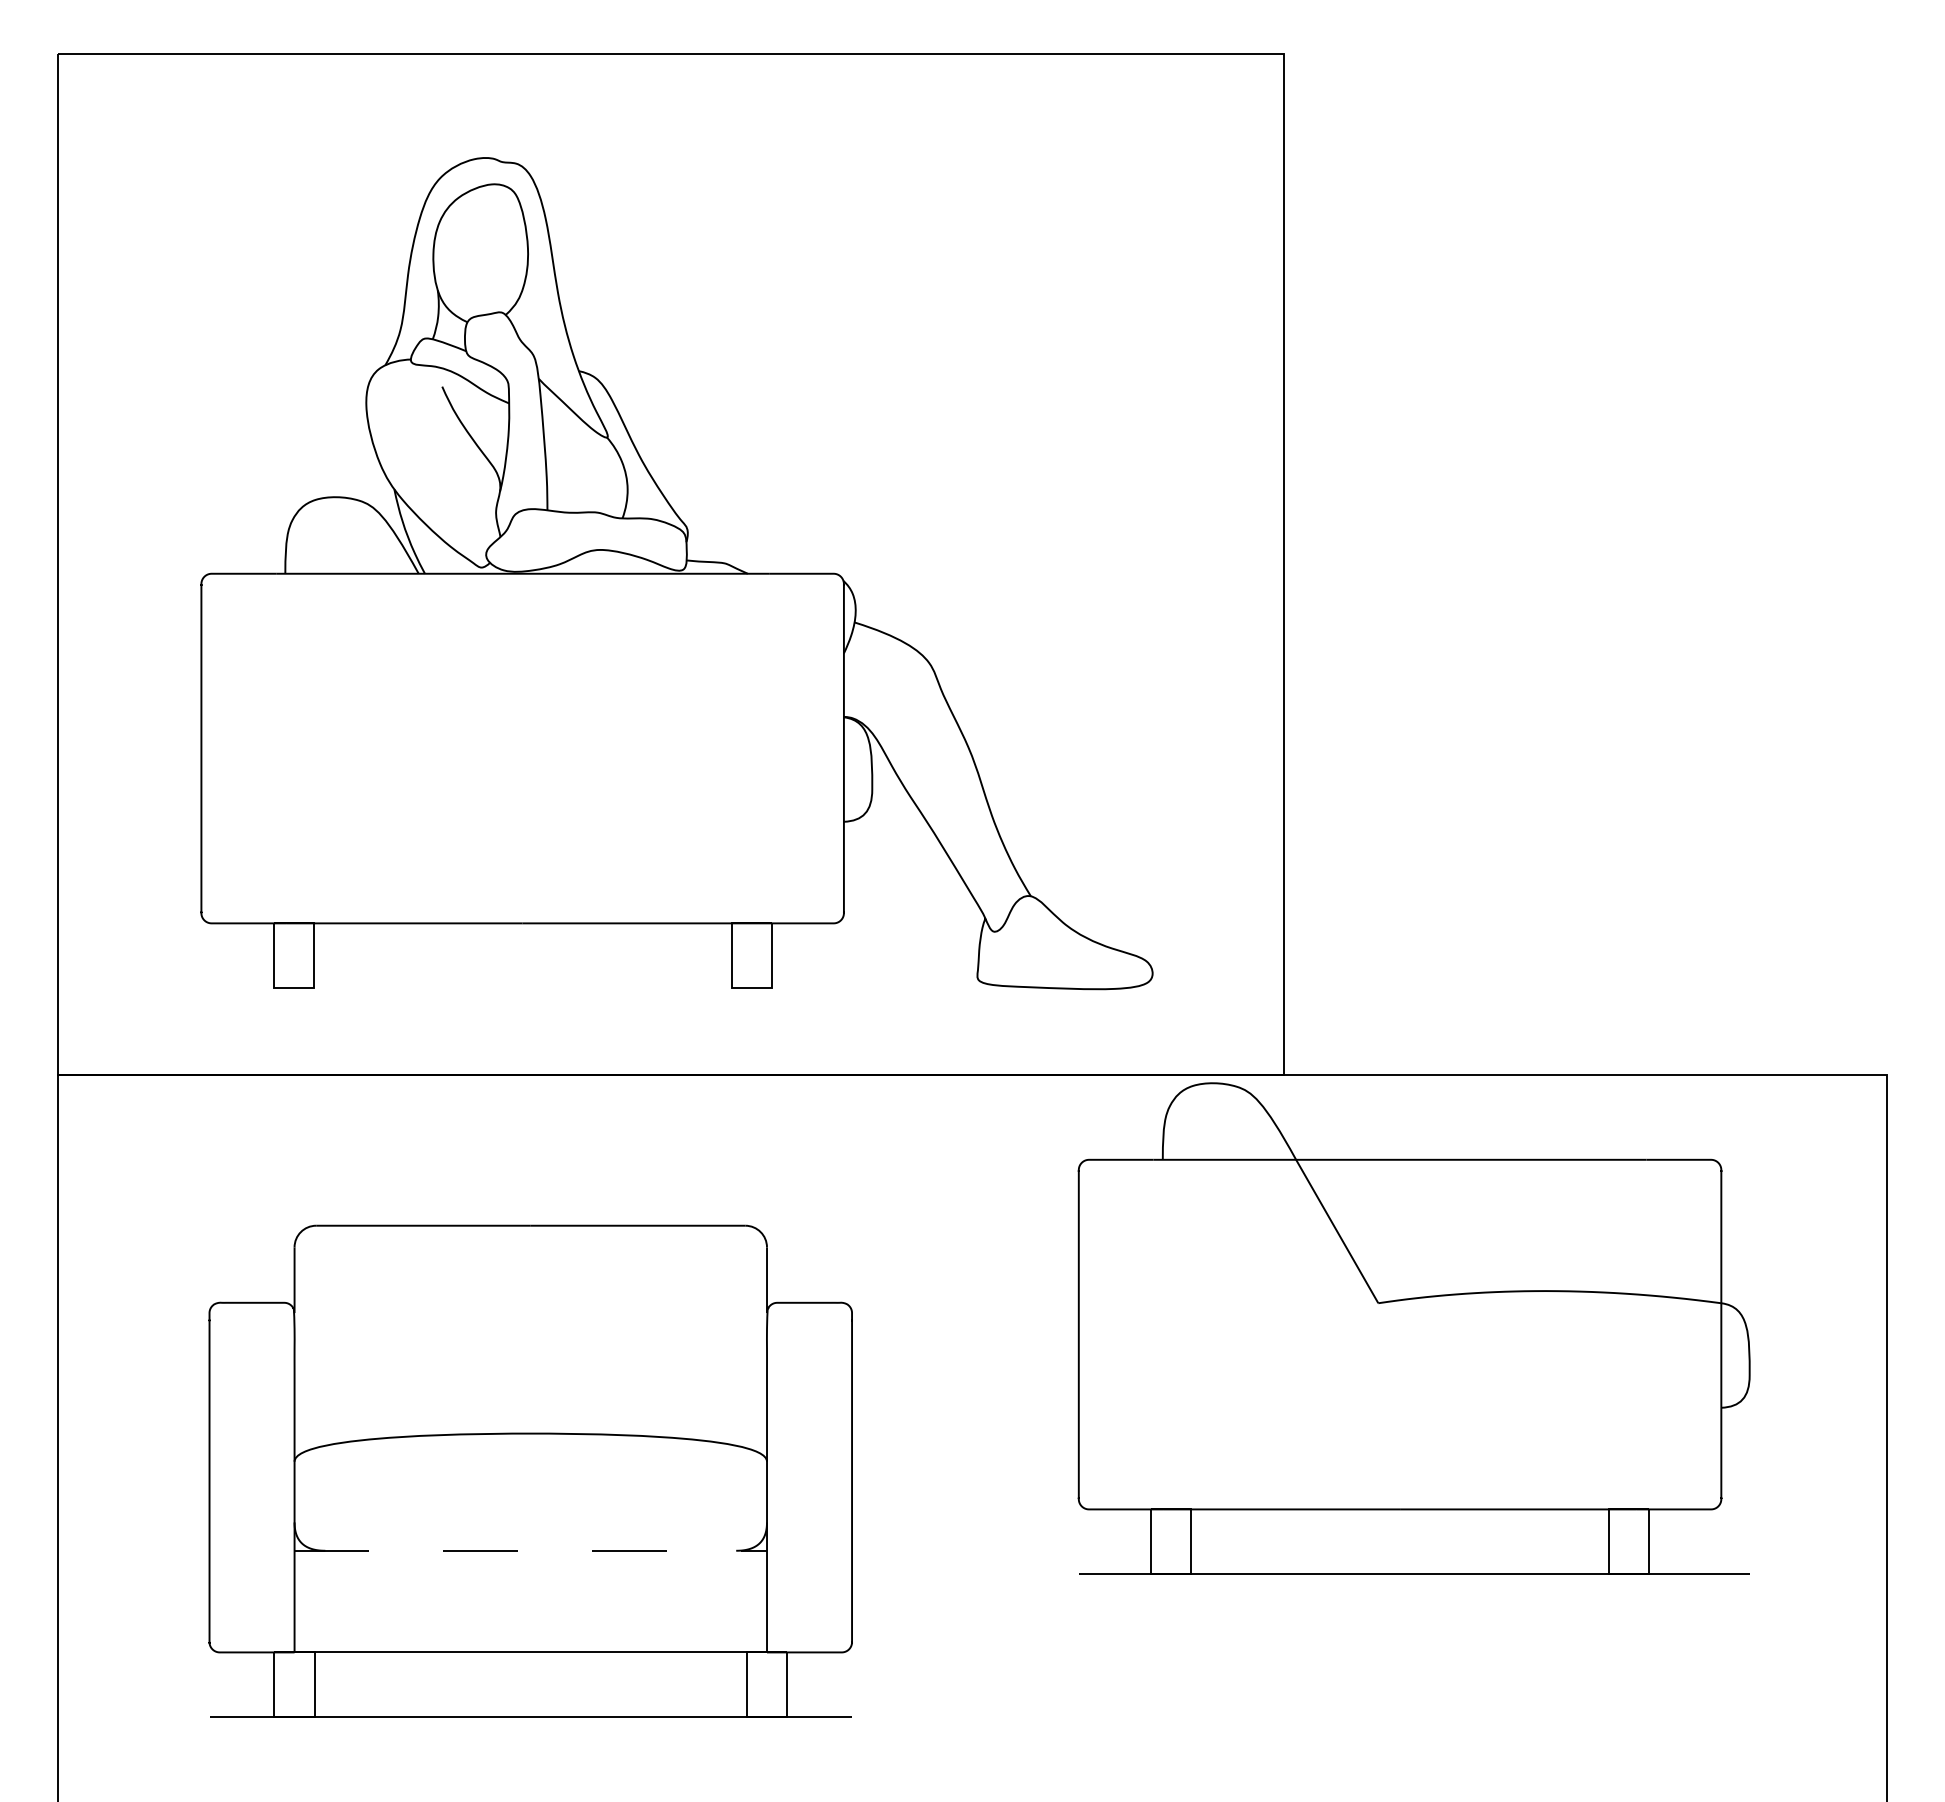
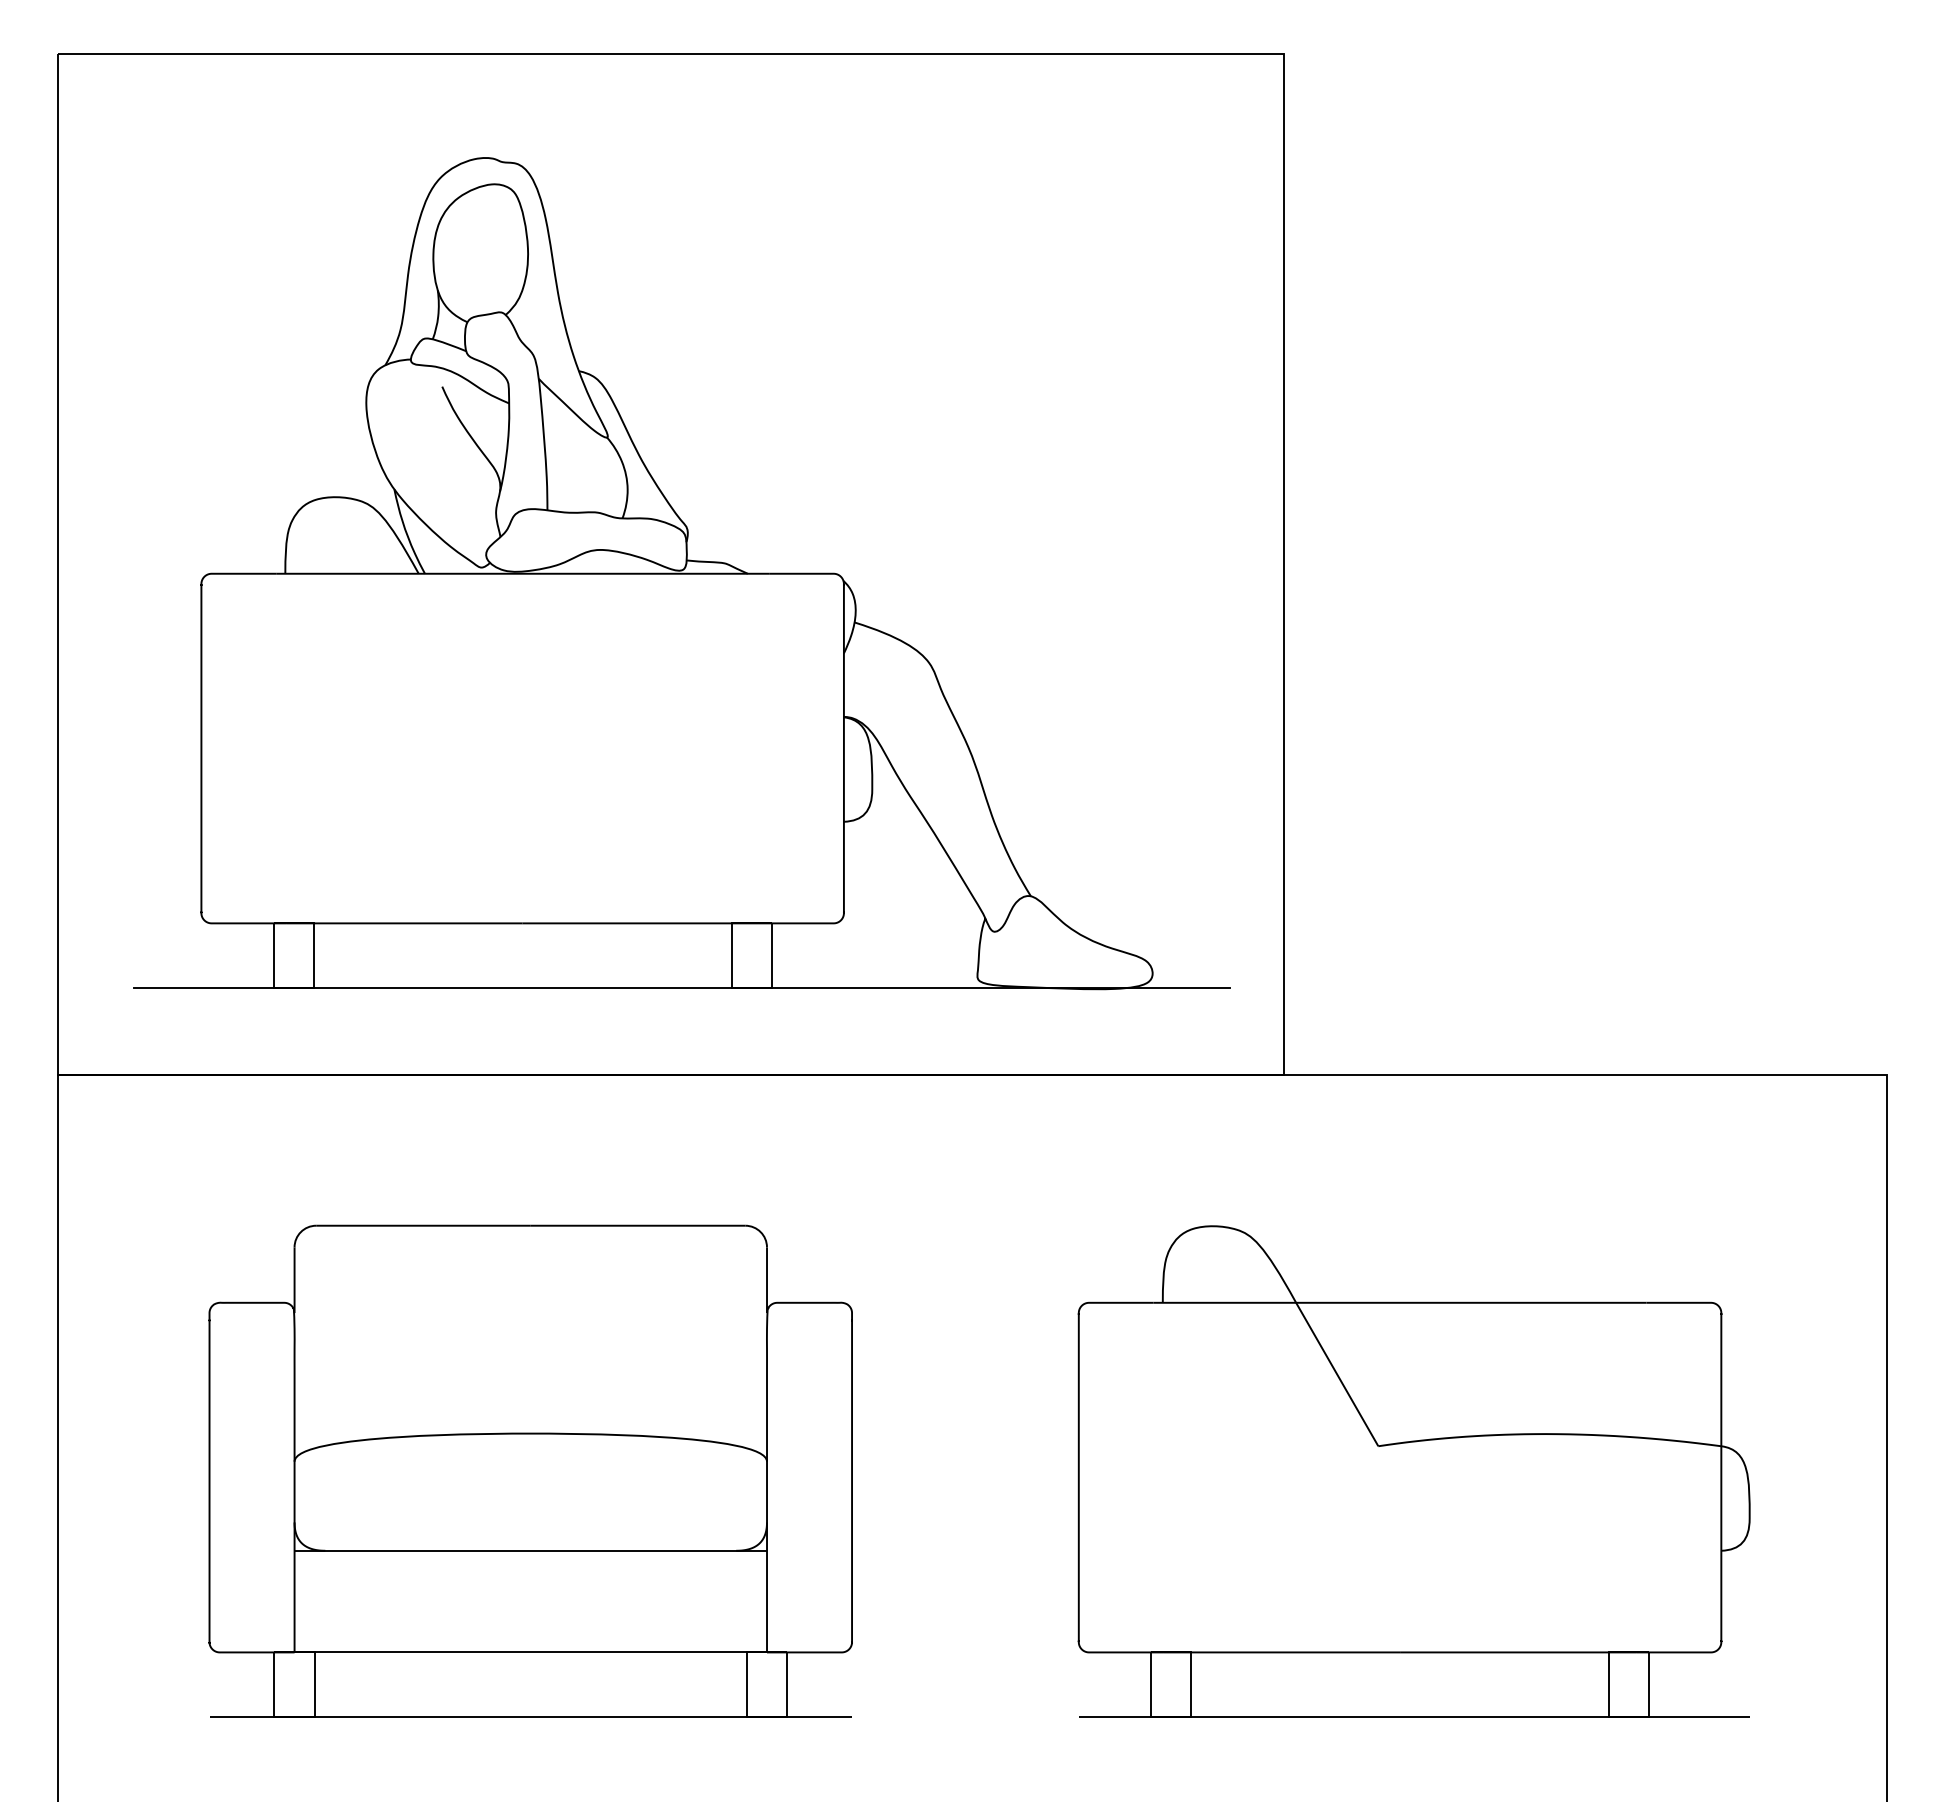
line: none -> present (681, 988)
part position: (1413, 1328) -> (1413, 1471) (1413, 1471)
line: dashed -> solid (530, 1550)
